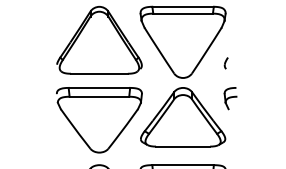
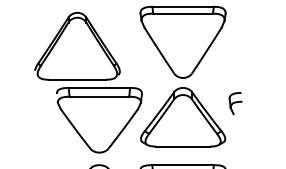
part position: (99, 39) -> (77, 45) (77, 45)
part: present -> none (225, 63)
part position: (230, 98) -> (235, 103) (235, 103)
